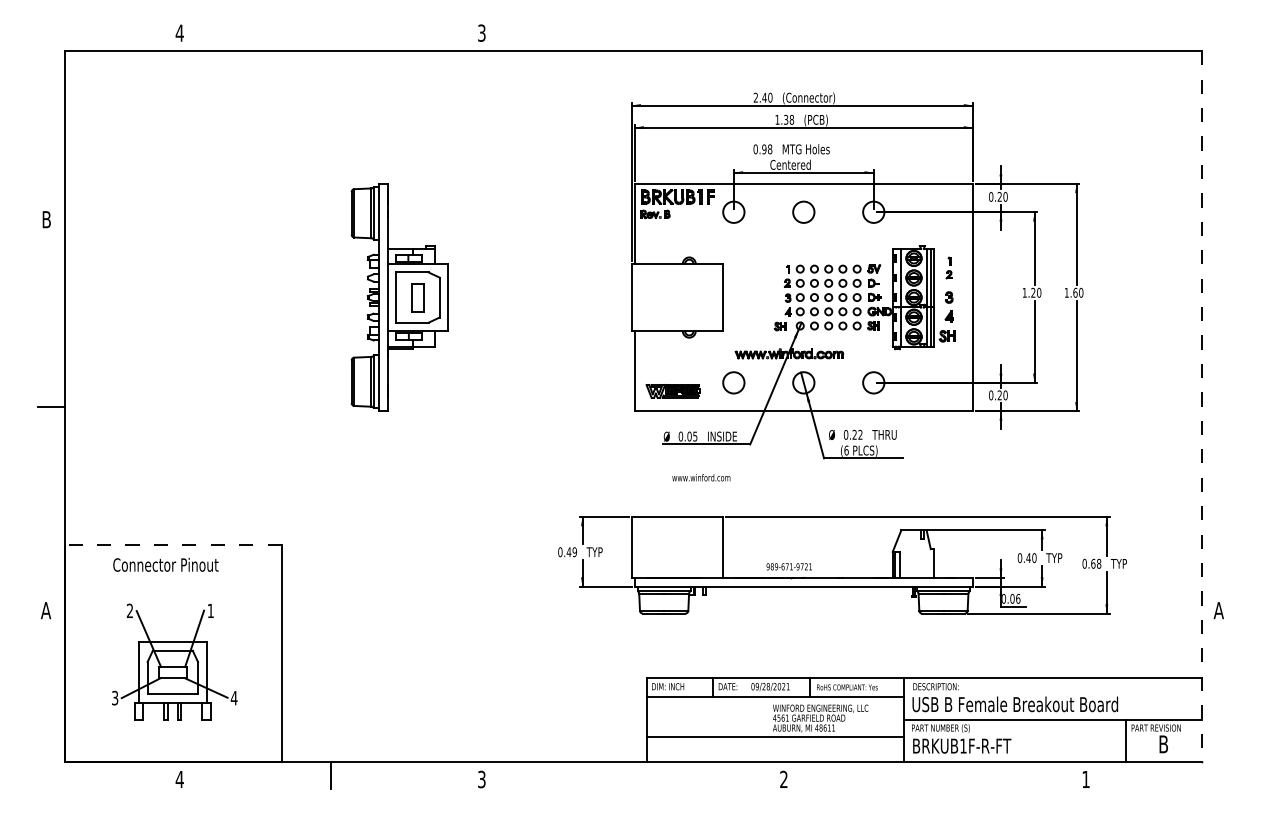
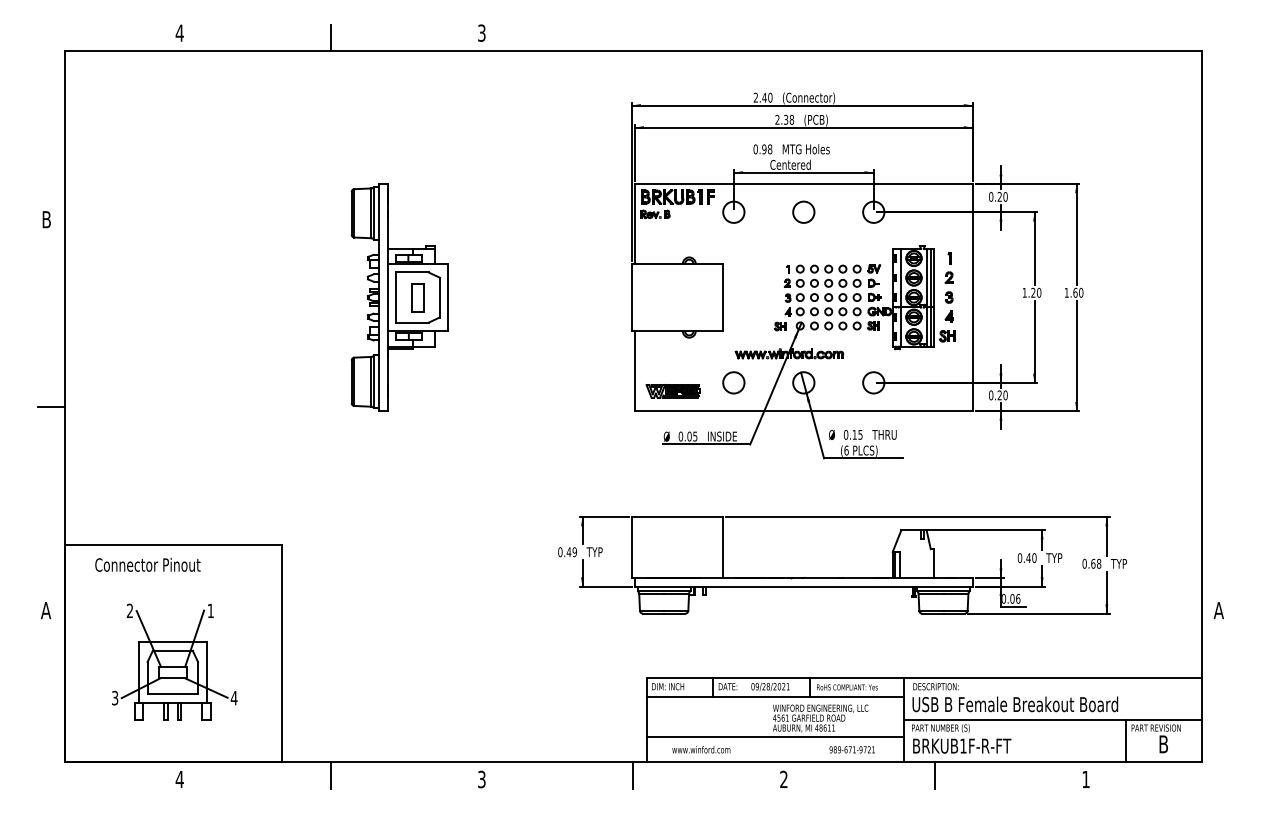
line: none -> present (331, 37)
text: 1.38 -> 2.38 (777, 119)
part size: 8x24 px -> 10x32 px (948, 267)
line: dashed -> solid (1201, 407)
text: 0.22 -> 0.15 (857, 434)
text position: (701, 477) -> (701, 749) (701, 749)
line: dashed -> solid (173, 544)
text position: (165, 564) -> (147, 564) (147, 564)
text position: (788, 566) -> (851, 749) (851, 749)
line: none -> present (633, 774)
line: none -> present (935, 774)
